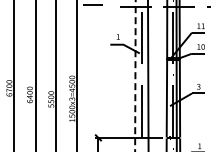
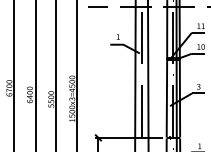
line position: (92, 4) -> (97, 6) (97, 6)
line: dashed -> solid (135, 76)
